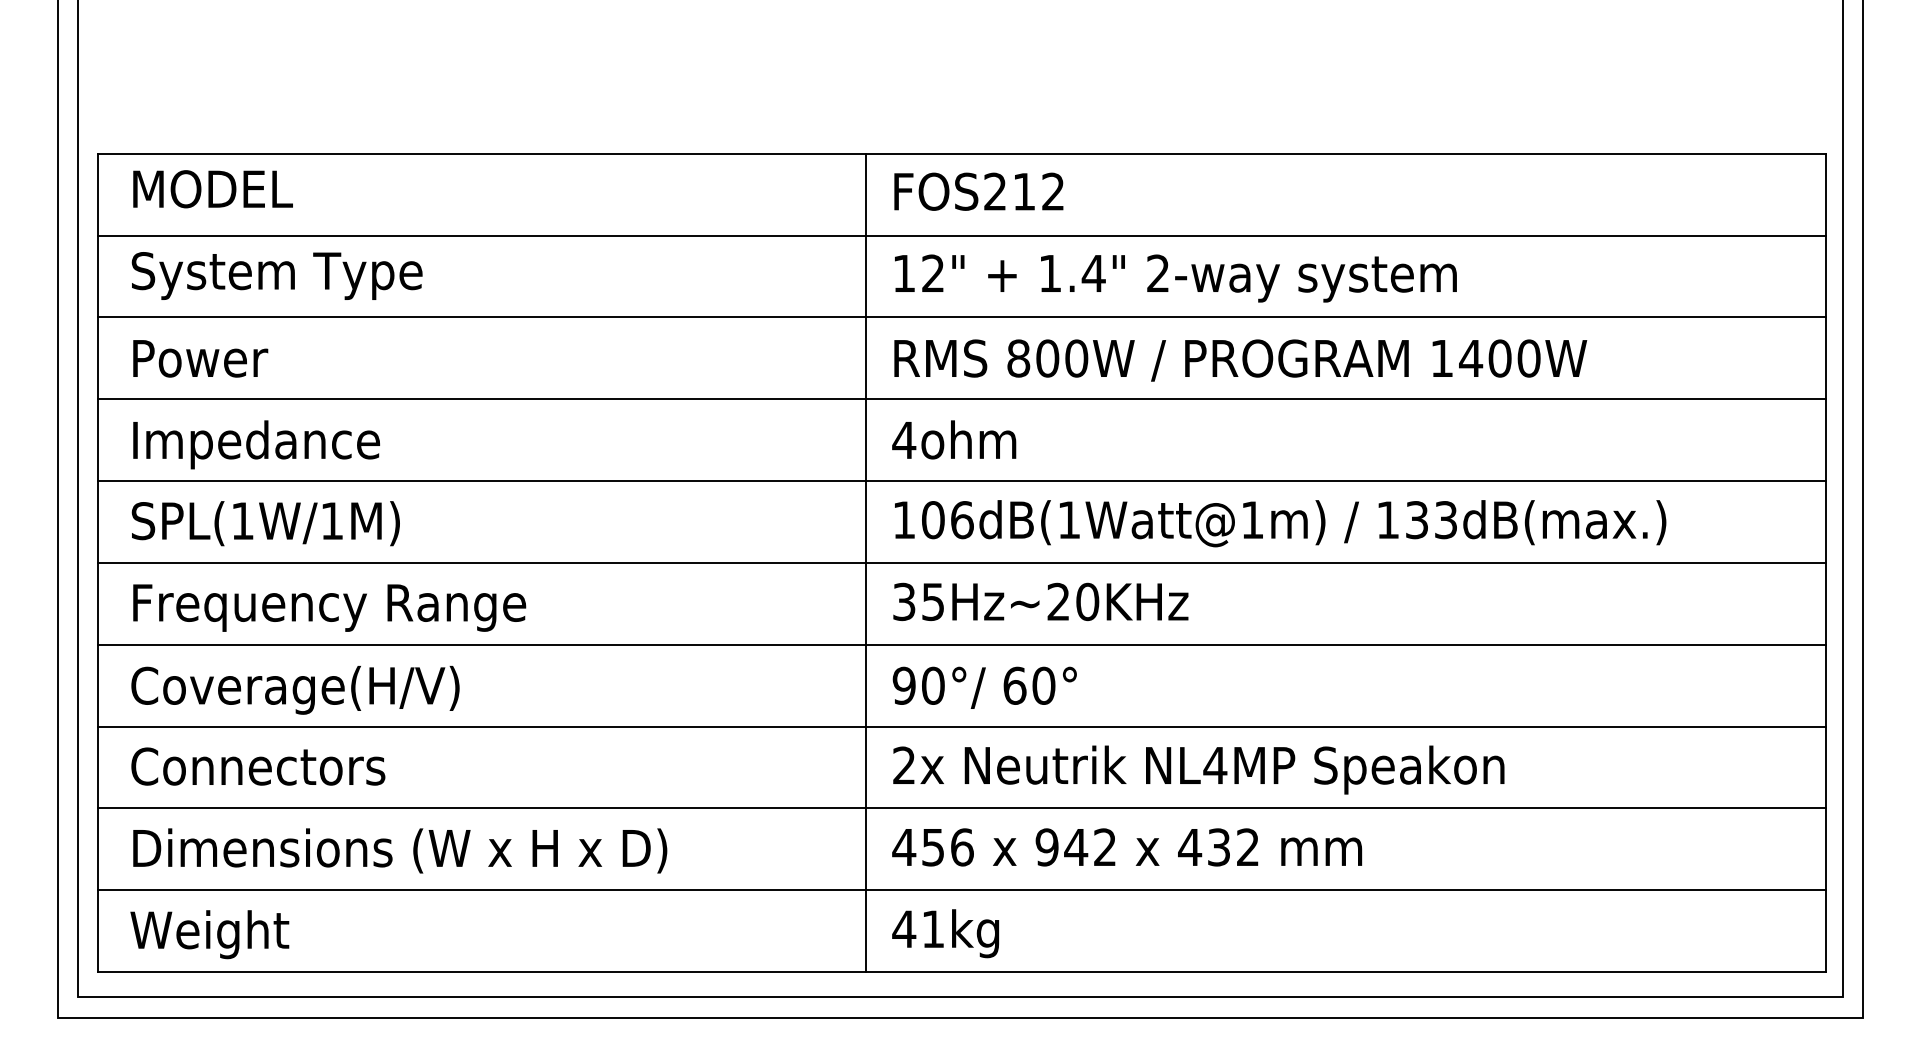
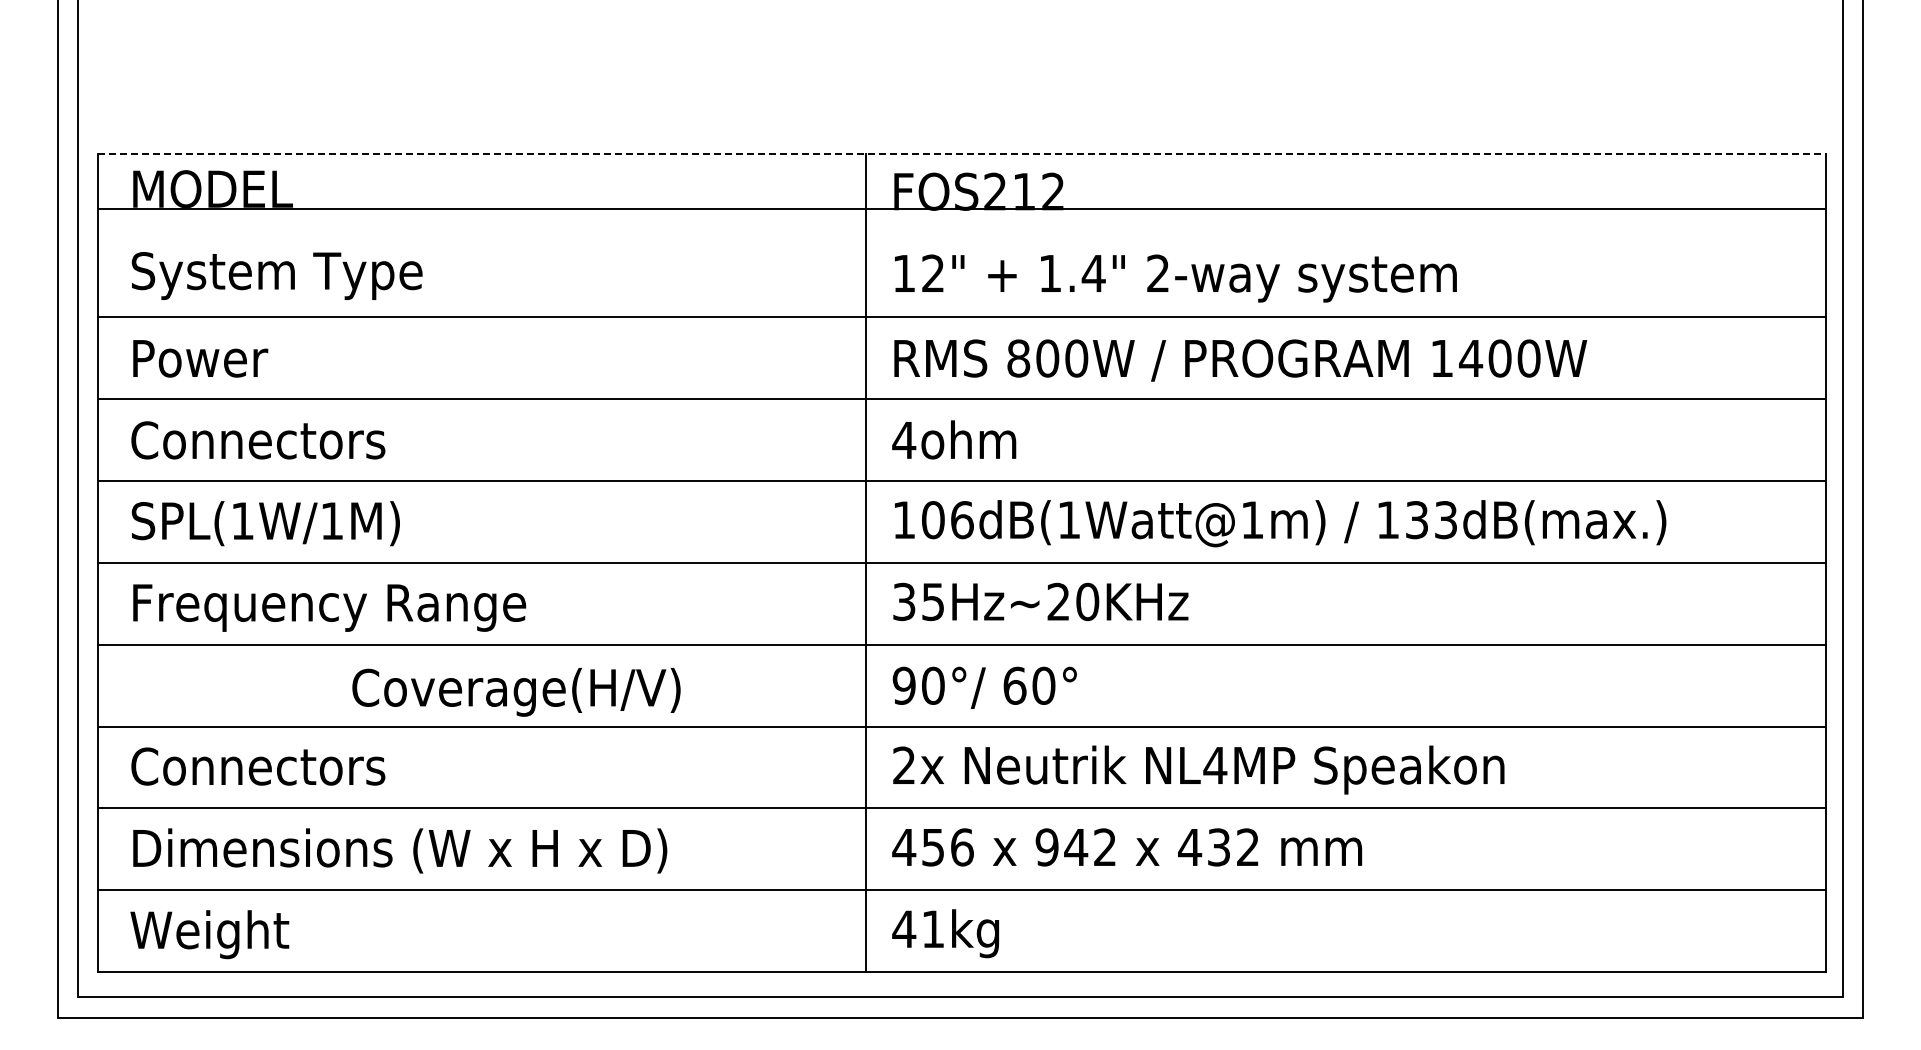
line: solid -> dashed (961, 153)
line position: (961, 235) -> (961, 208) (961, 208)
text: Impedance -> Connectors (258, 444)
text position: (295, 690) -> (516, 692) (516, 692)
